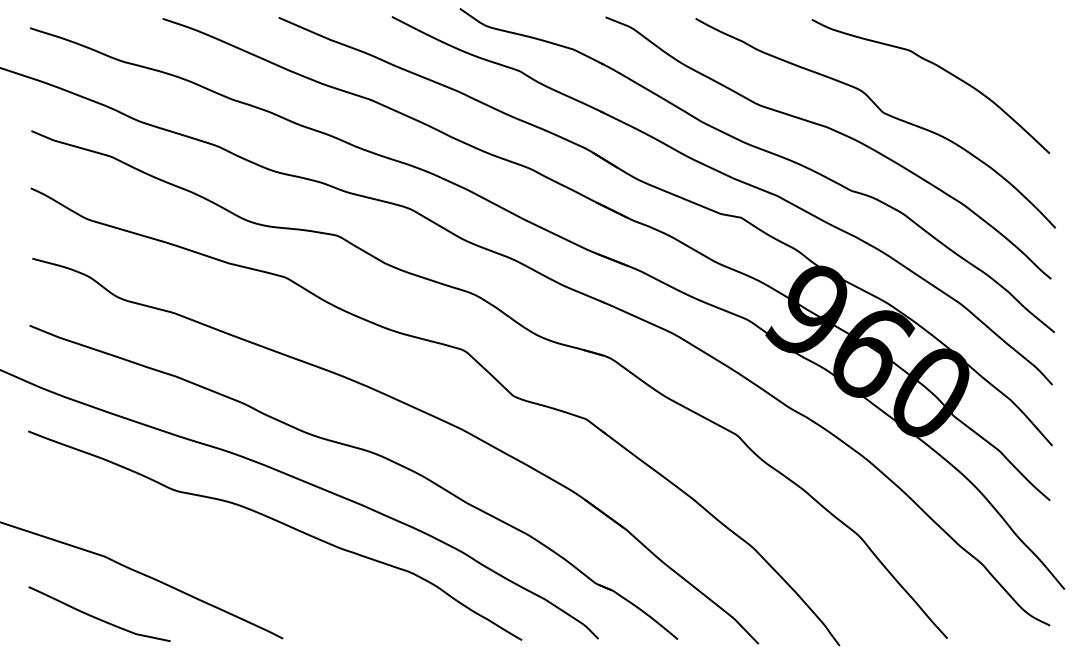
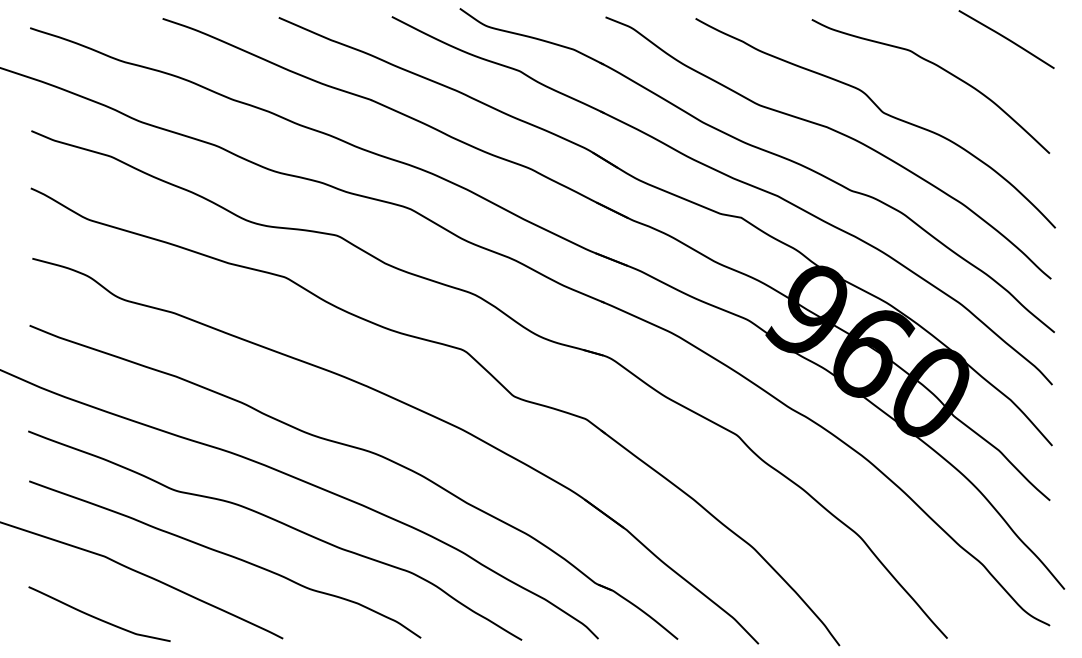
curve: none -> present (1006, 39)
curve: none -> present (226, 555)
